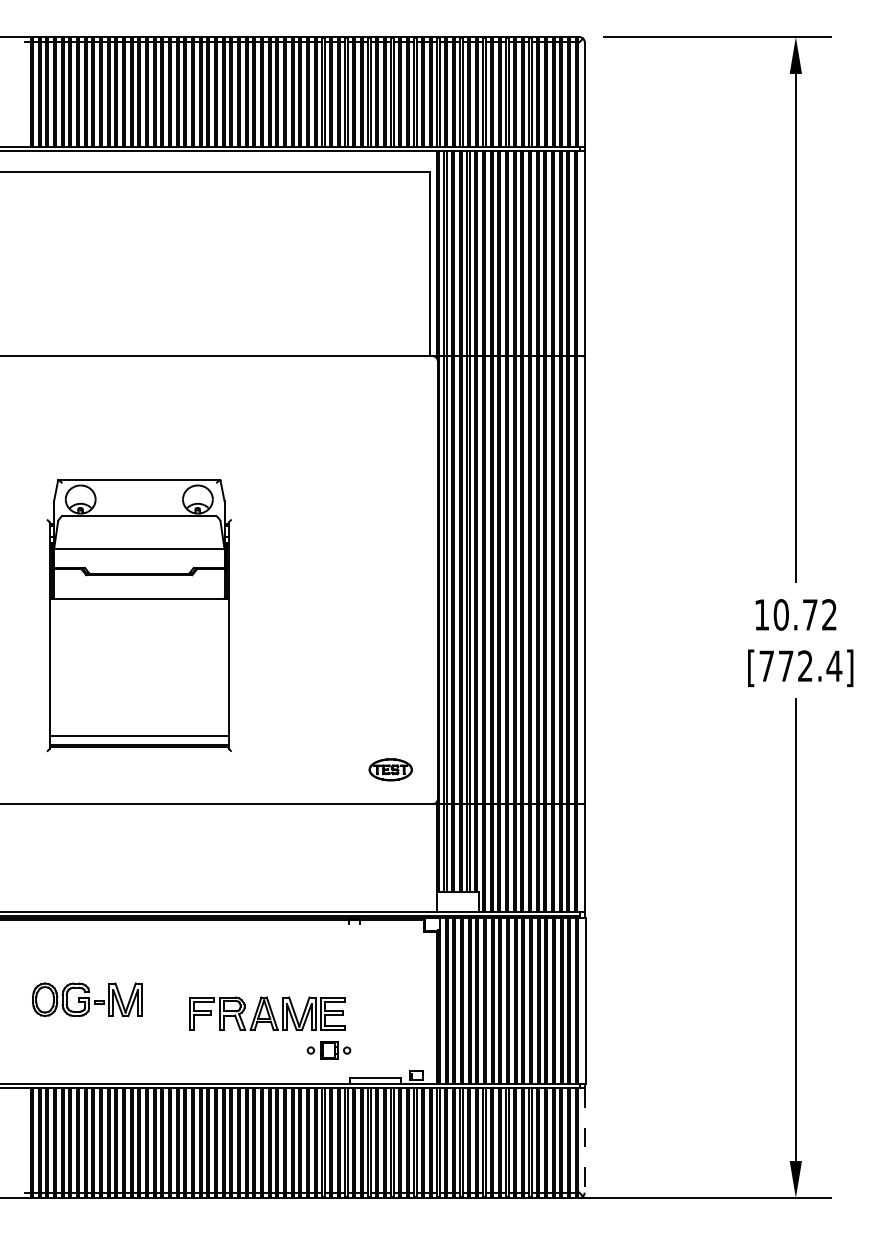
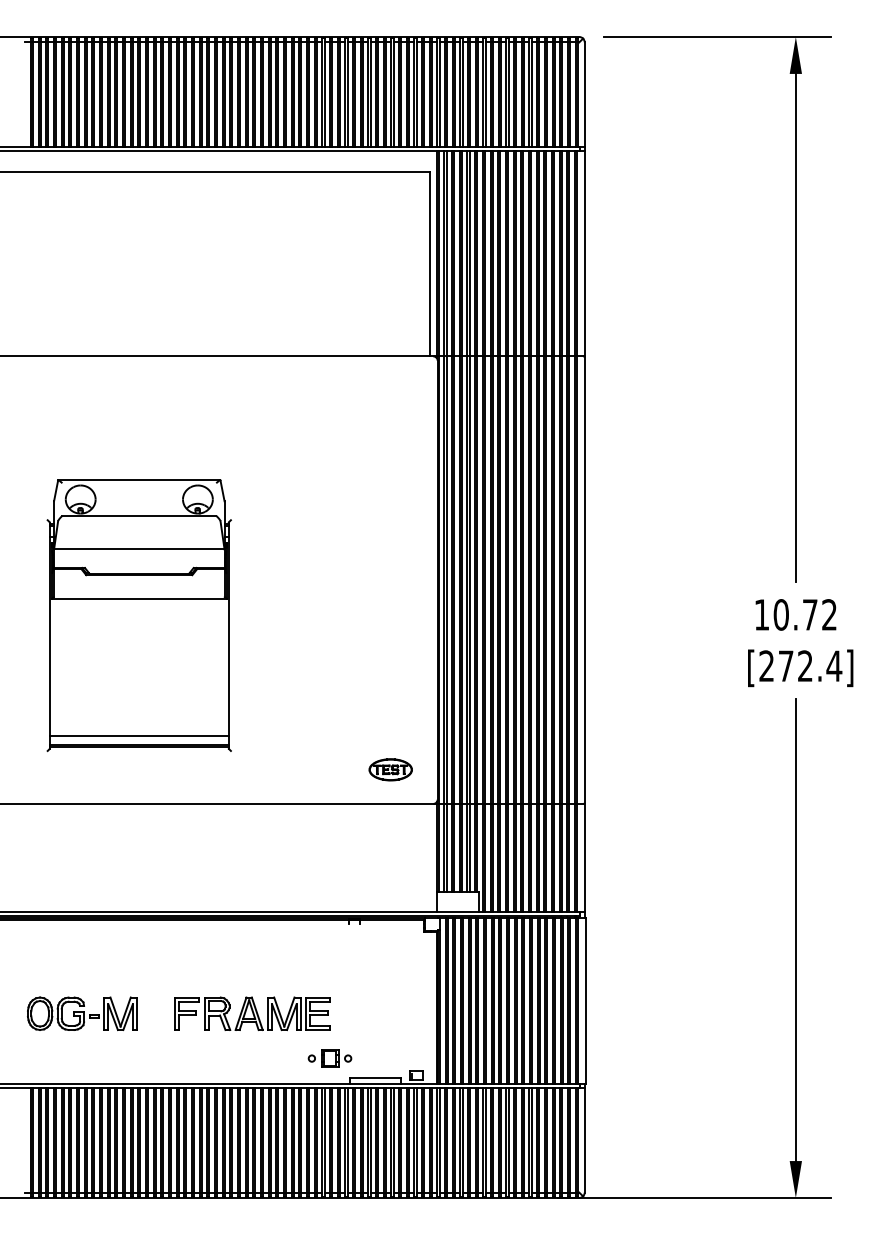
text: [772.4] -> [272.4] (766, 665)
part position: (87, 999) -> (82, 1013) (82, 1013)
part position: (267, 1013) -> (252, 1013) (252, 1013)
part position: (328, 1050) -> (329, 1058) (329, 1058)
line: dashed -> solid (584, 1141)
